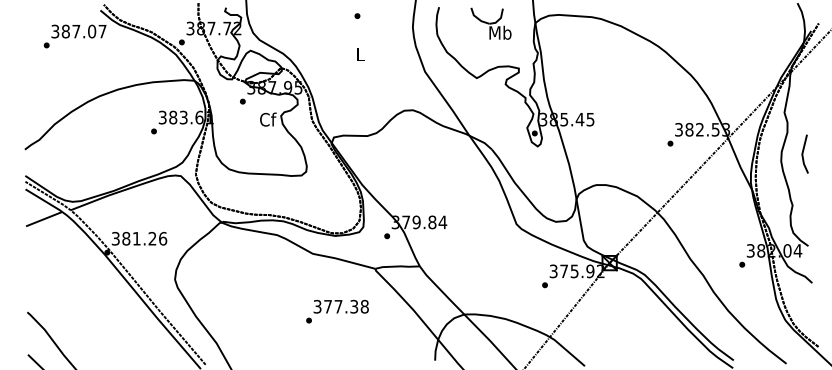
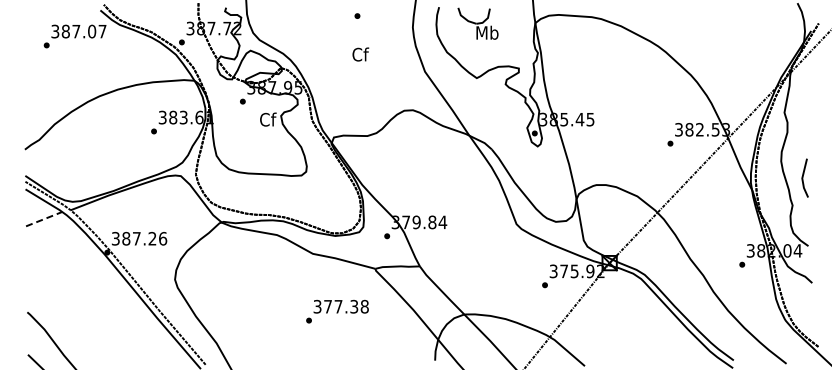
part position: (490, 23) -> (477, 23) (477, 23)
text: L -> Cf (360, 54)
line position: (803, 153) -> (803, 177) (803, 177)
line: solid -> dashed (44, 219)
text: 381.26 -> 387.26 (136, 238)
